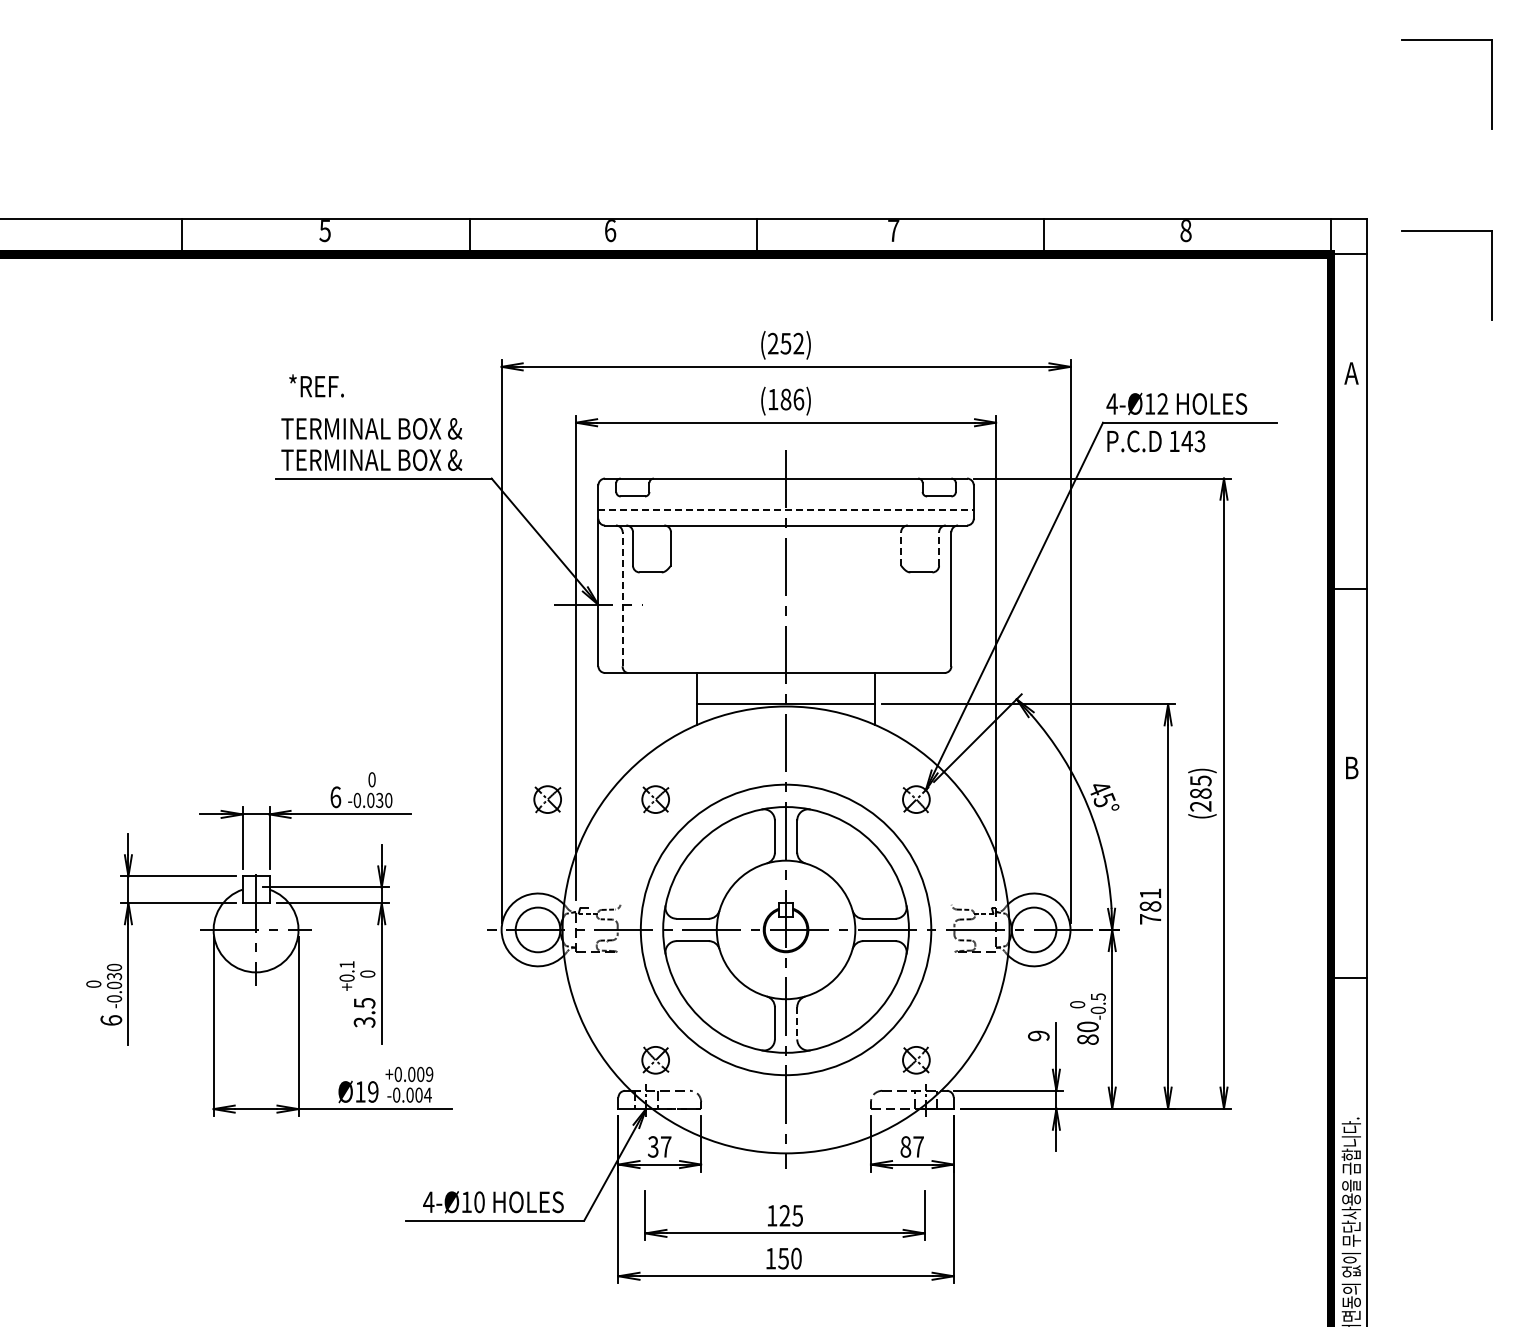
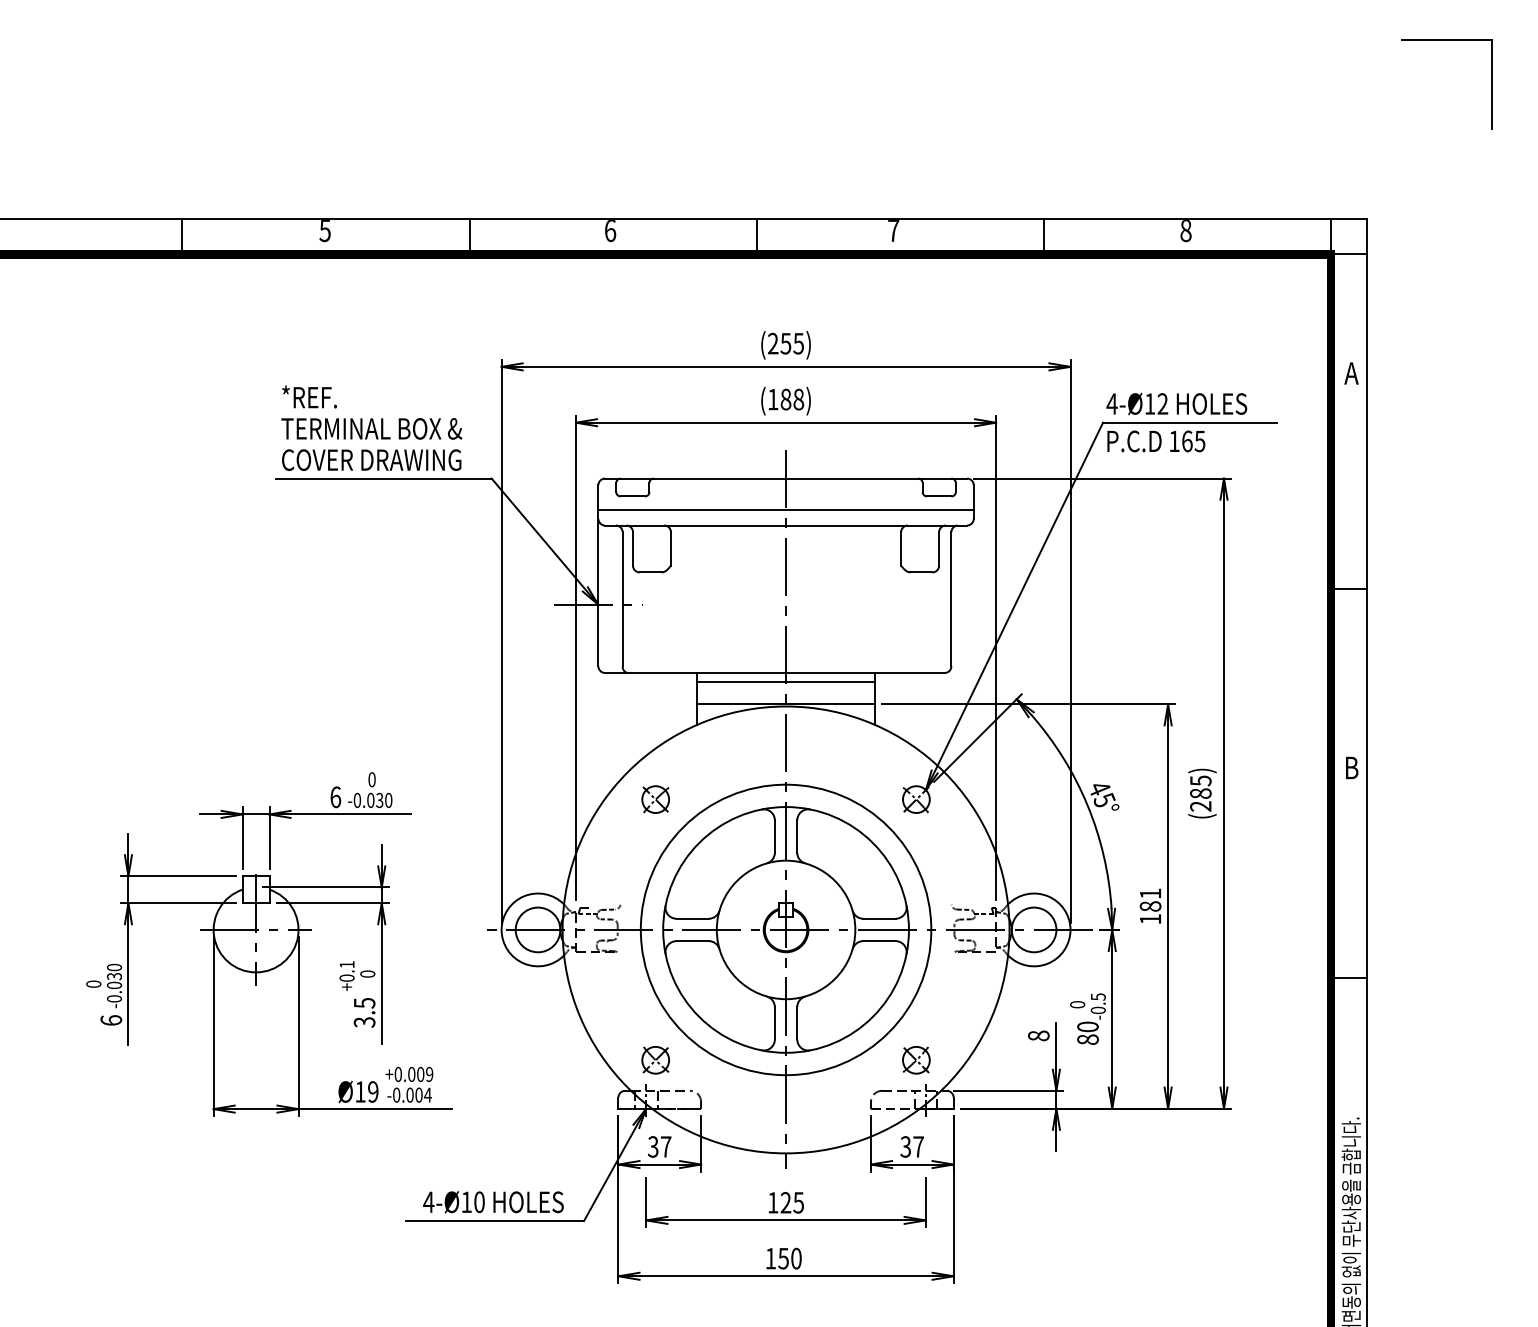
part: present -> none (1446, 231)
text: (252) -> (255) (798, 343)
text position: (316, 385) -> (309, 396) (309, 396)
text: (186) -> (188) (798, 399)
text: 143 -> 165 (1193, 441)
text: TERMINAL BOX & -> COVER DRAWING (371, 459)
line: dashed -> solid (786, 509)
line: dashed -> solid (901, 548)
line: dashed -> solid (939, 548)
line: dashed -> solid (622, 598)
line: none -> present (785, 681)
part: present -> none (547, 799)
text: 781 -> 181 (1150, 919)
line: dashed -> solid (797, 1023)
text: 9 -> 8 (1038, 1035)
text: 87 -> 37 (905, 1146)
part position: (784, 1215) -> (785, 1202) (785, 1202)
